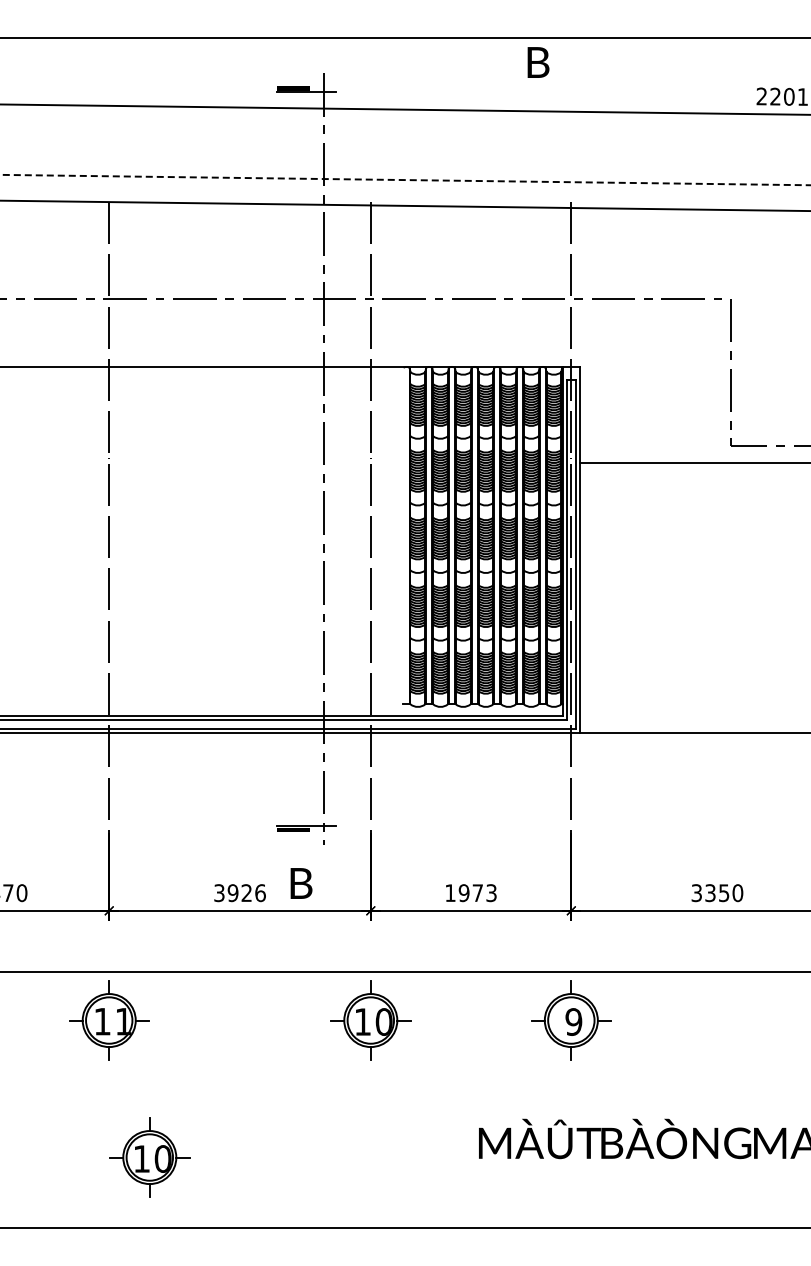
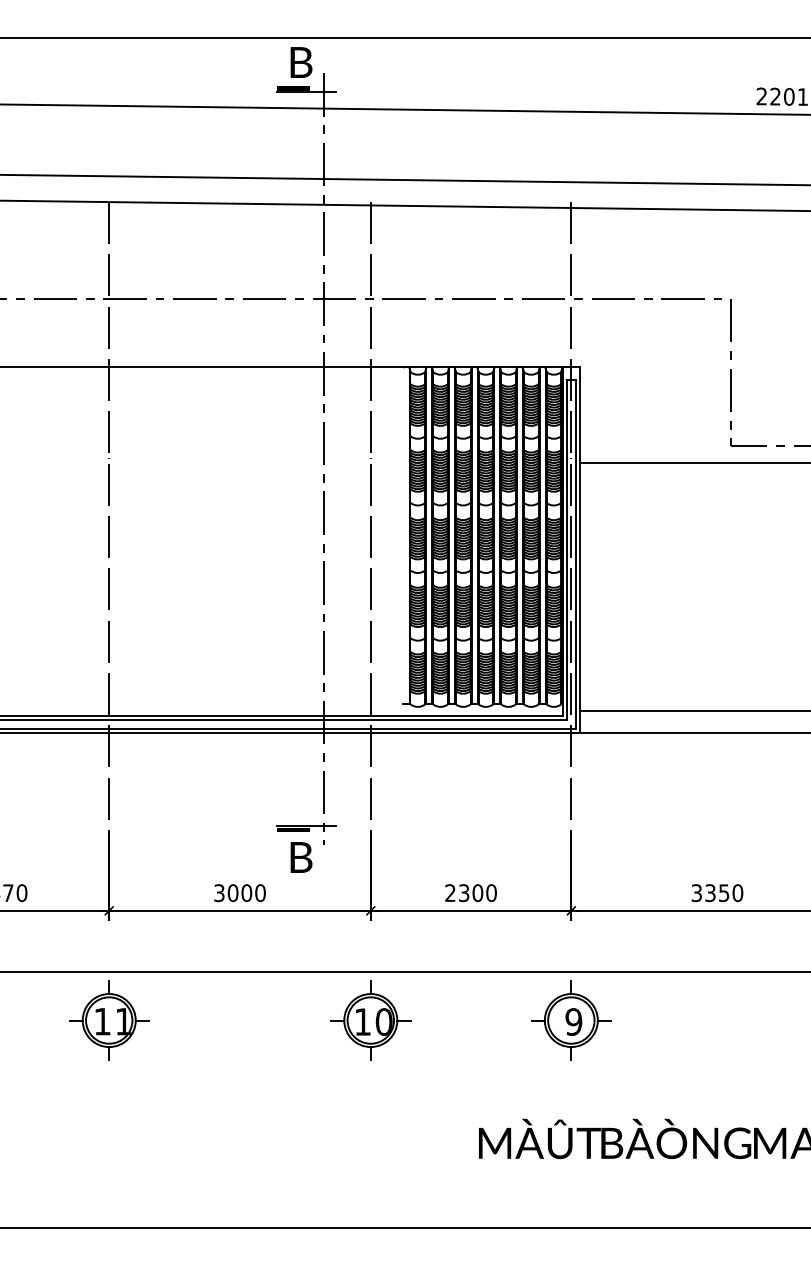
text position: (538, 62) -> (301, 62) (301, 62)
line: dashed -> solid (405, 180)
line: none -> present (693, 711)
text position: (301, 883) -> (301, 857) (301, 857)
text: 3926 -> 3000 (246, 893)
text: 1973 -> 2300 (470, 893)
part: present -> none (149, 1157)
